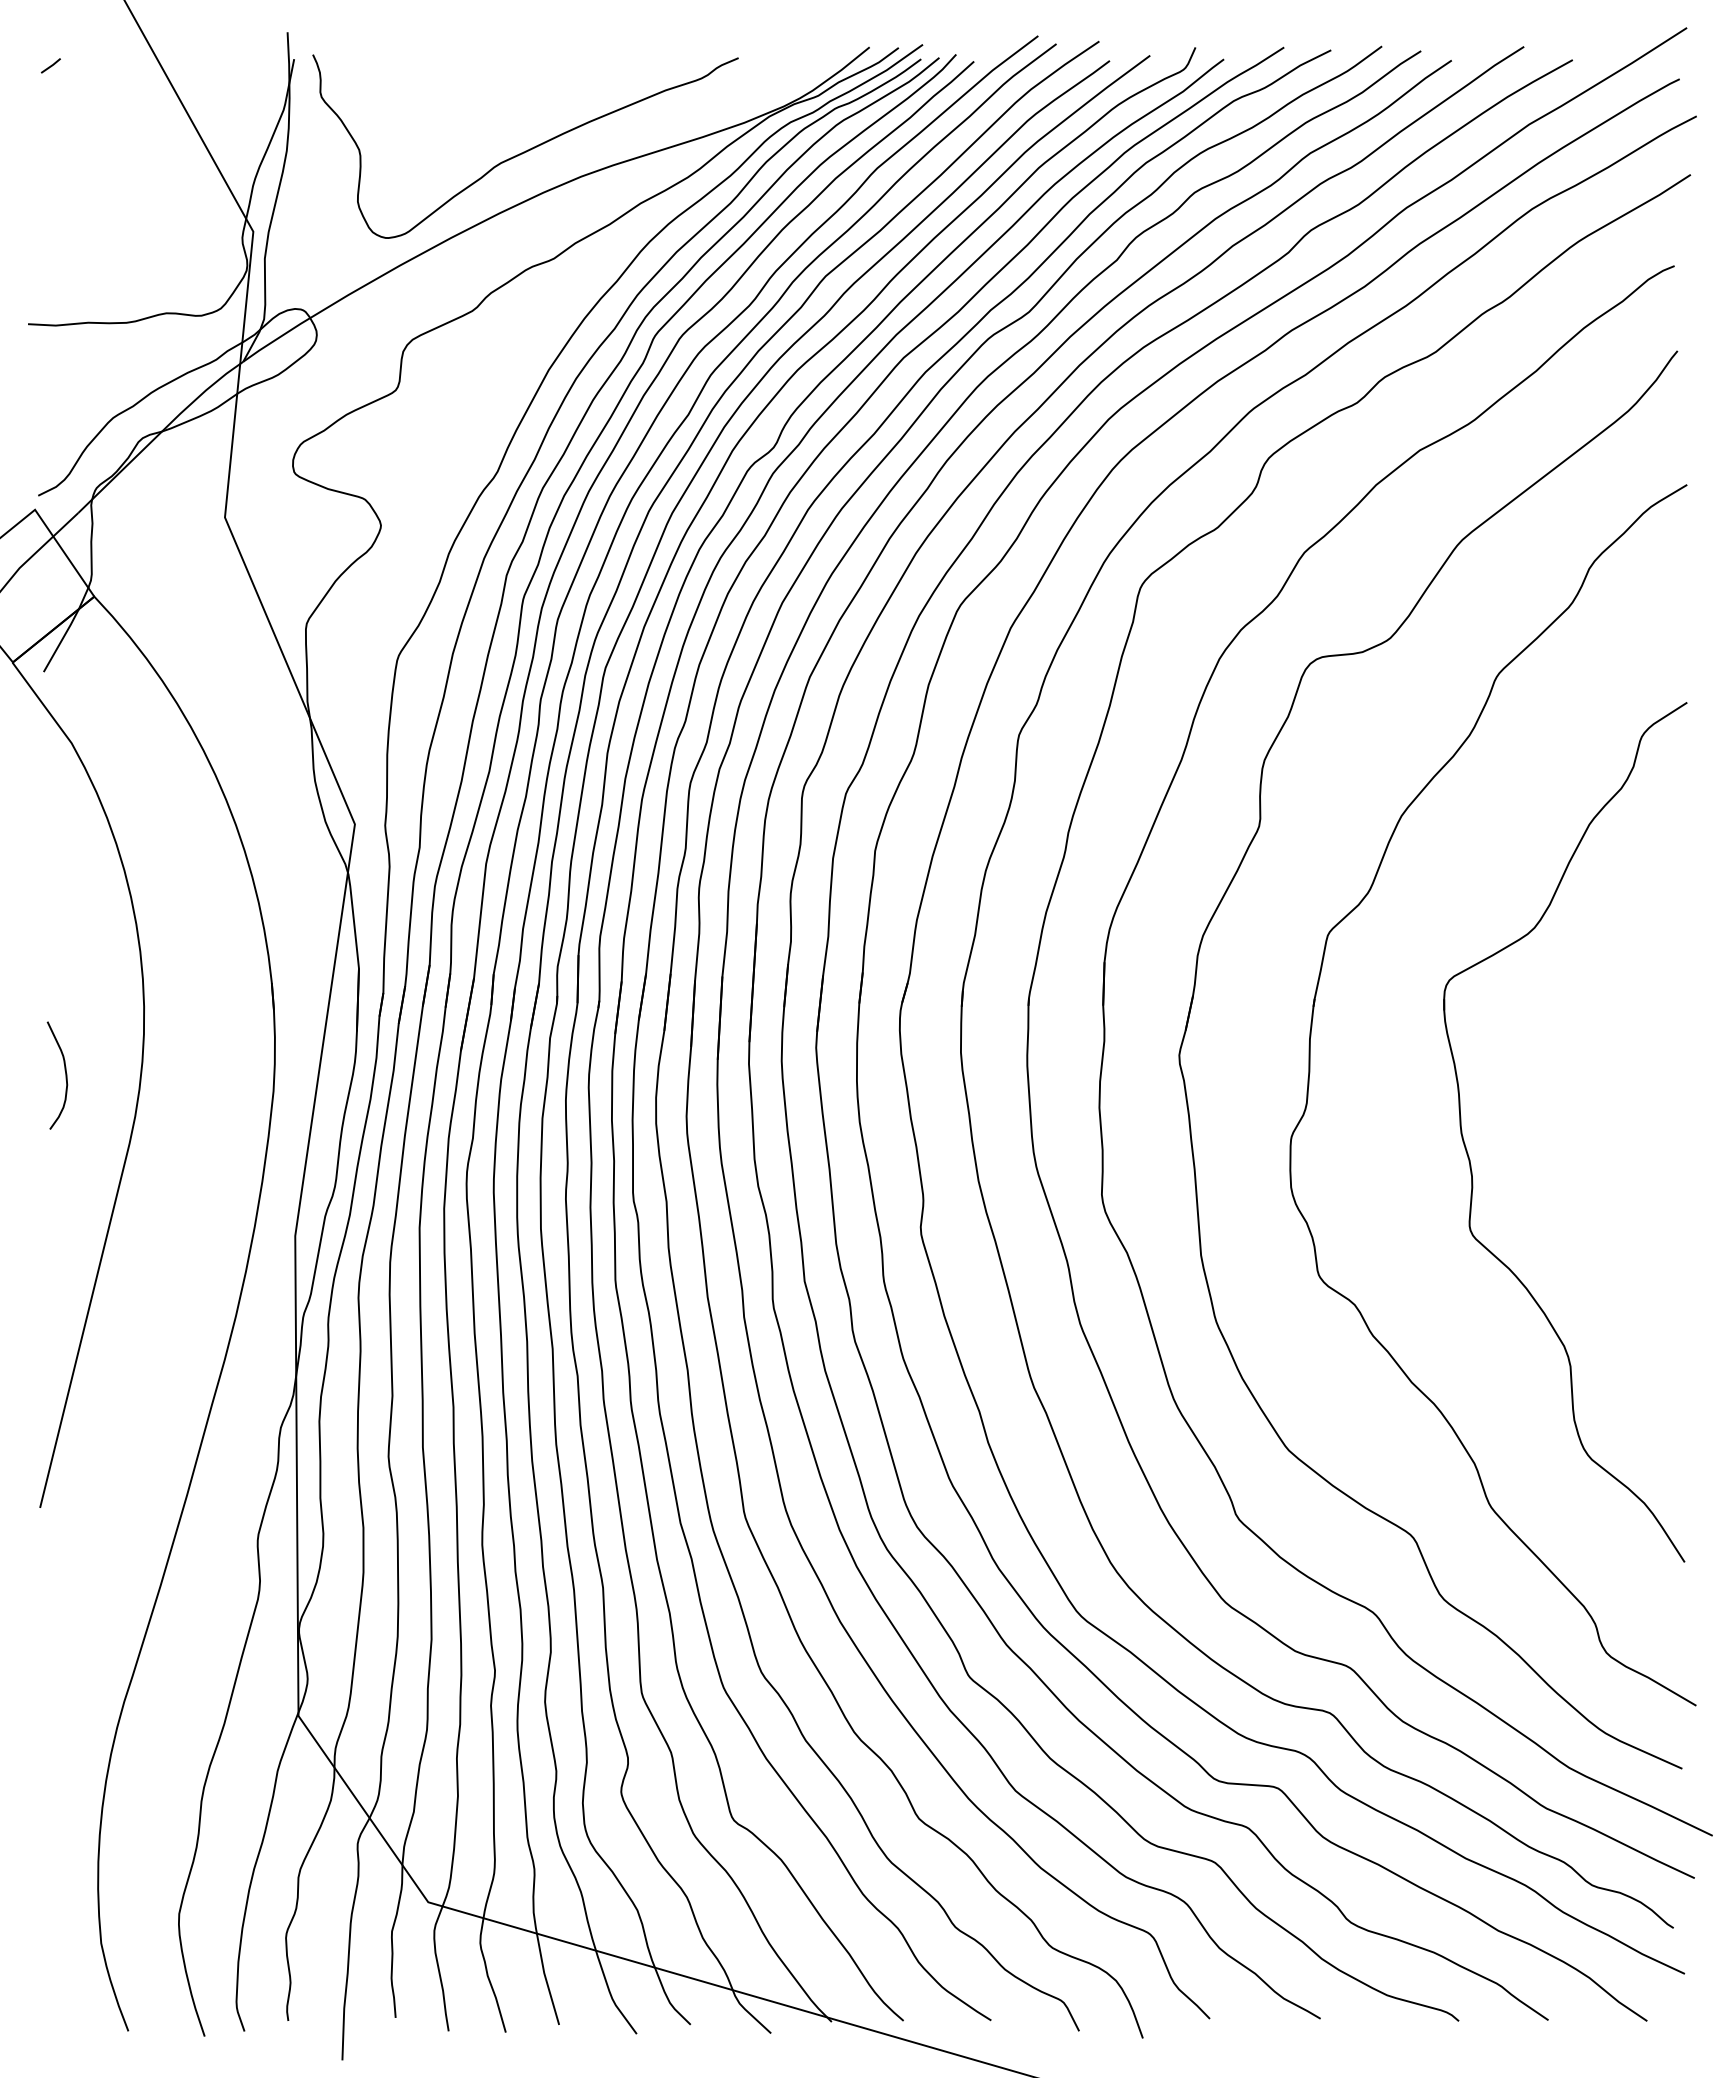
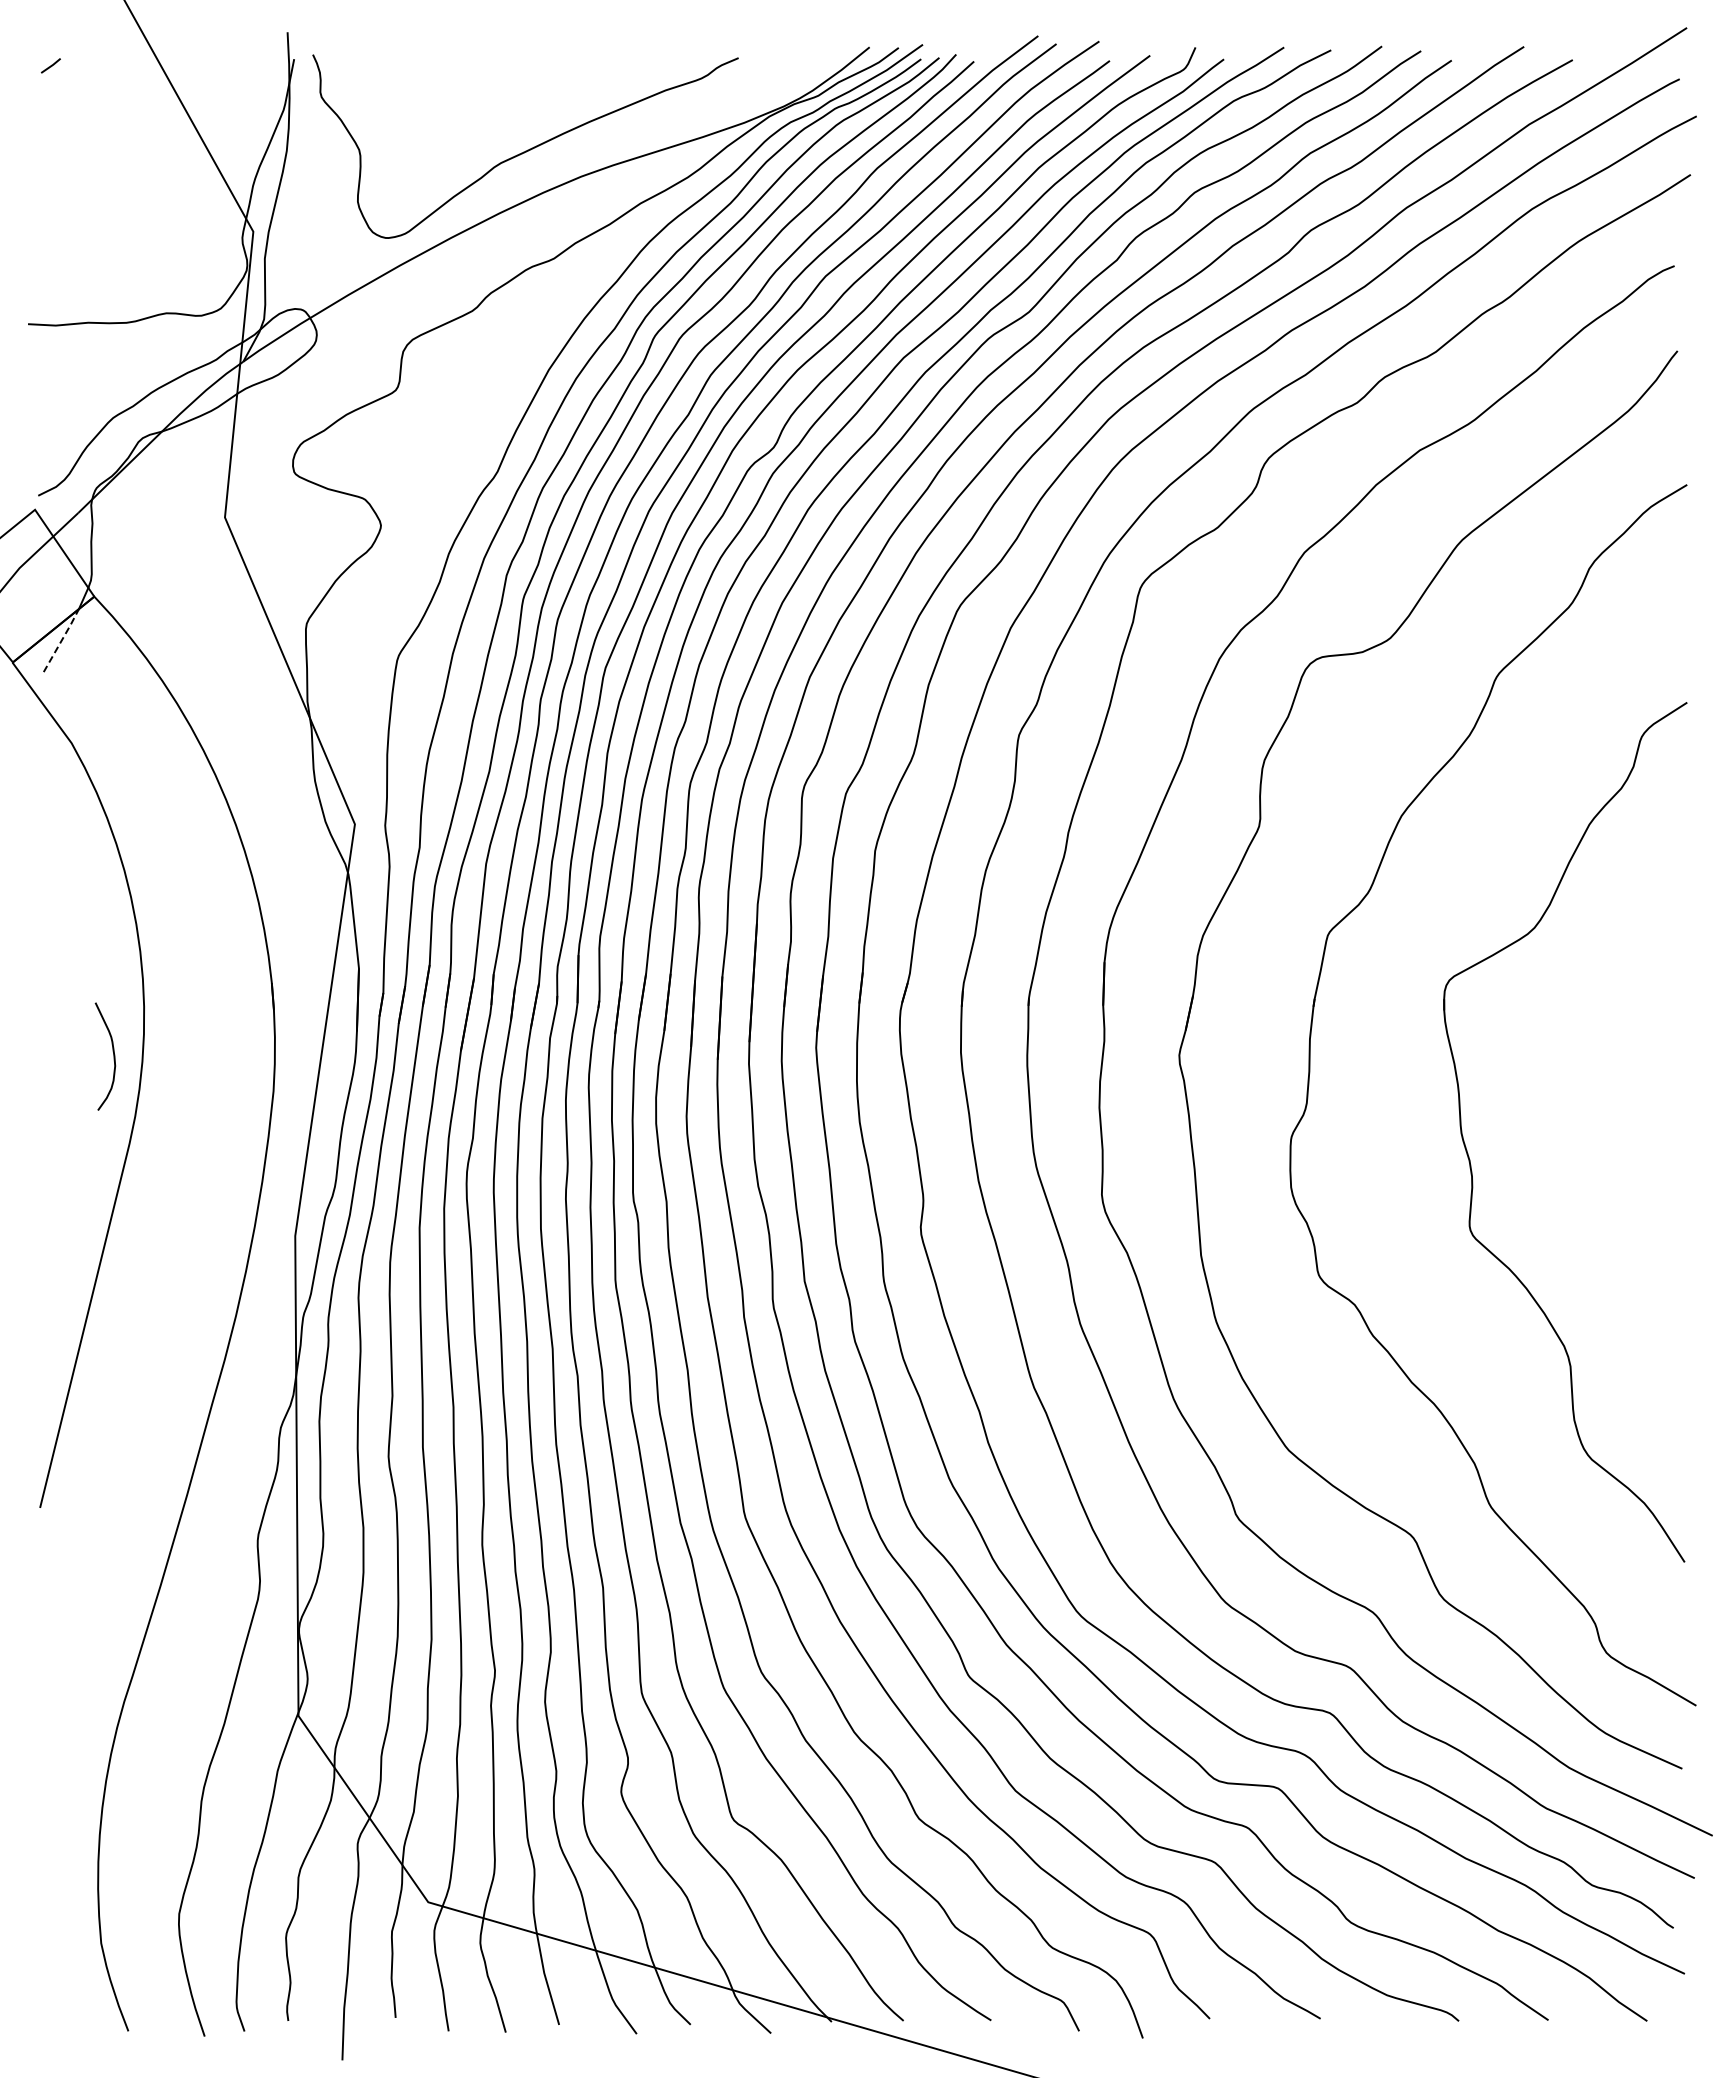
line: solid -> dashed (61, 640)
curve position: (65, 1075) -> (113, 1056) (113, 1056)
